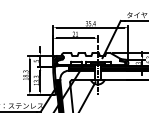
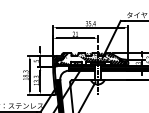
hatch: none -> present (90, 58)
